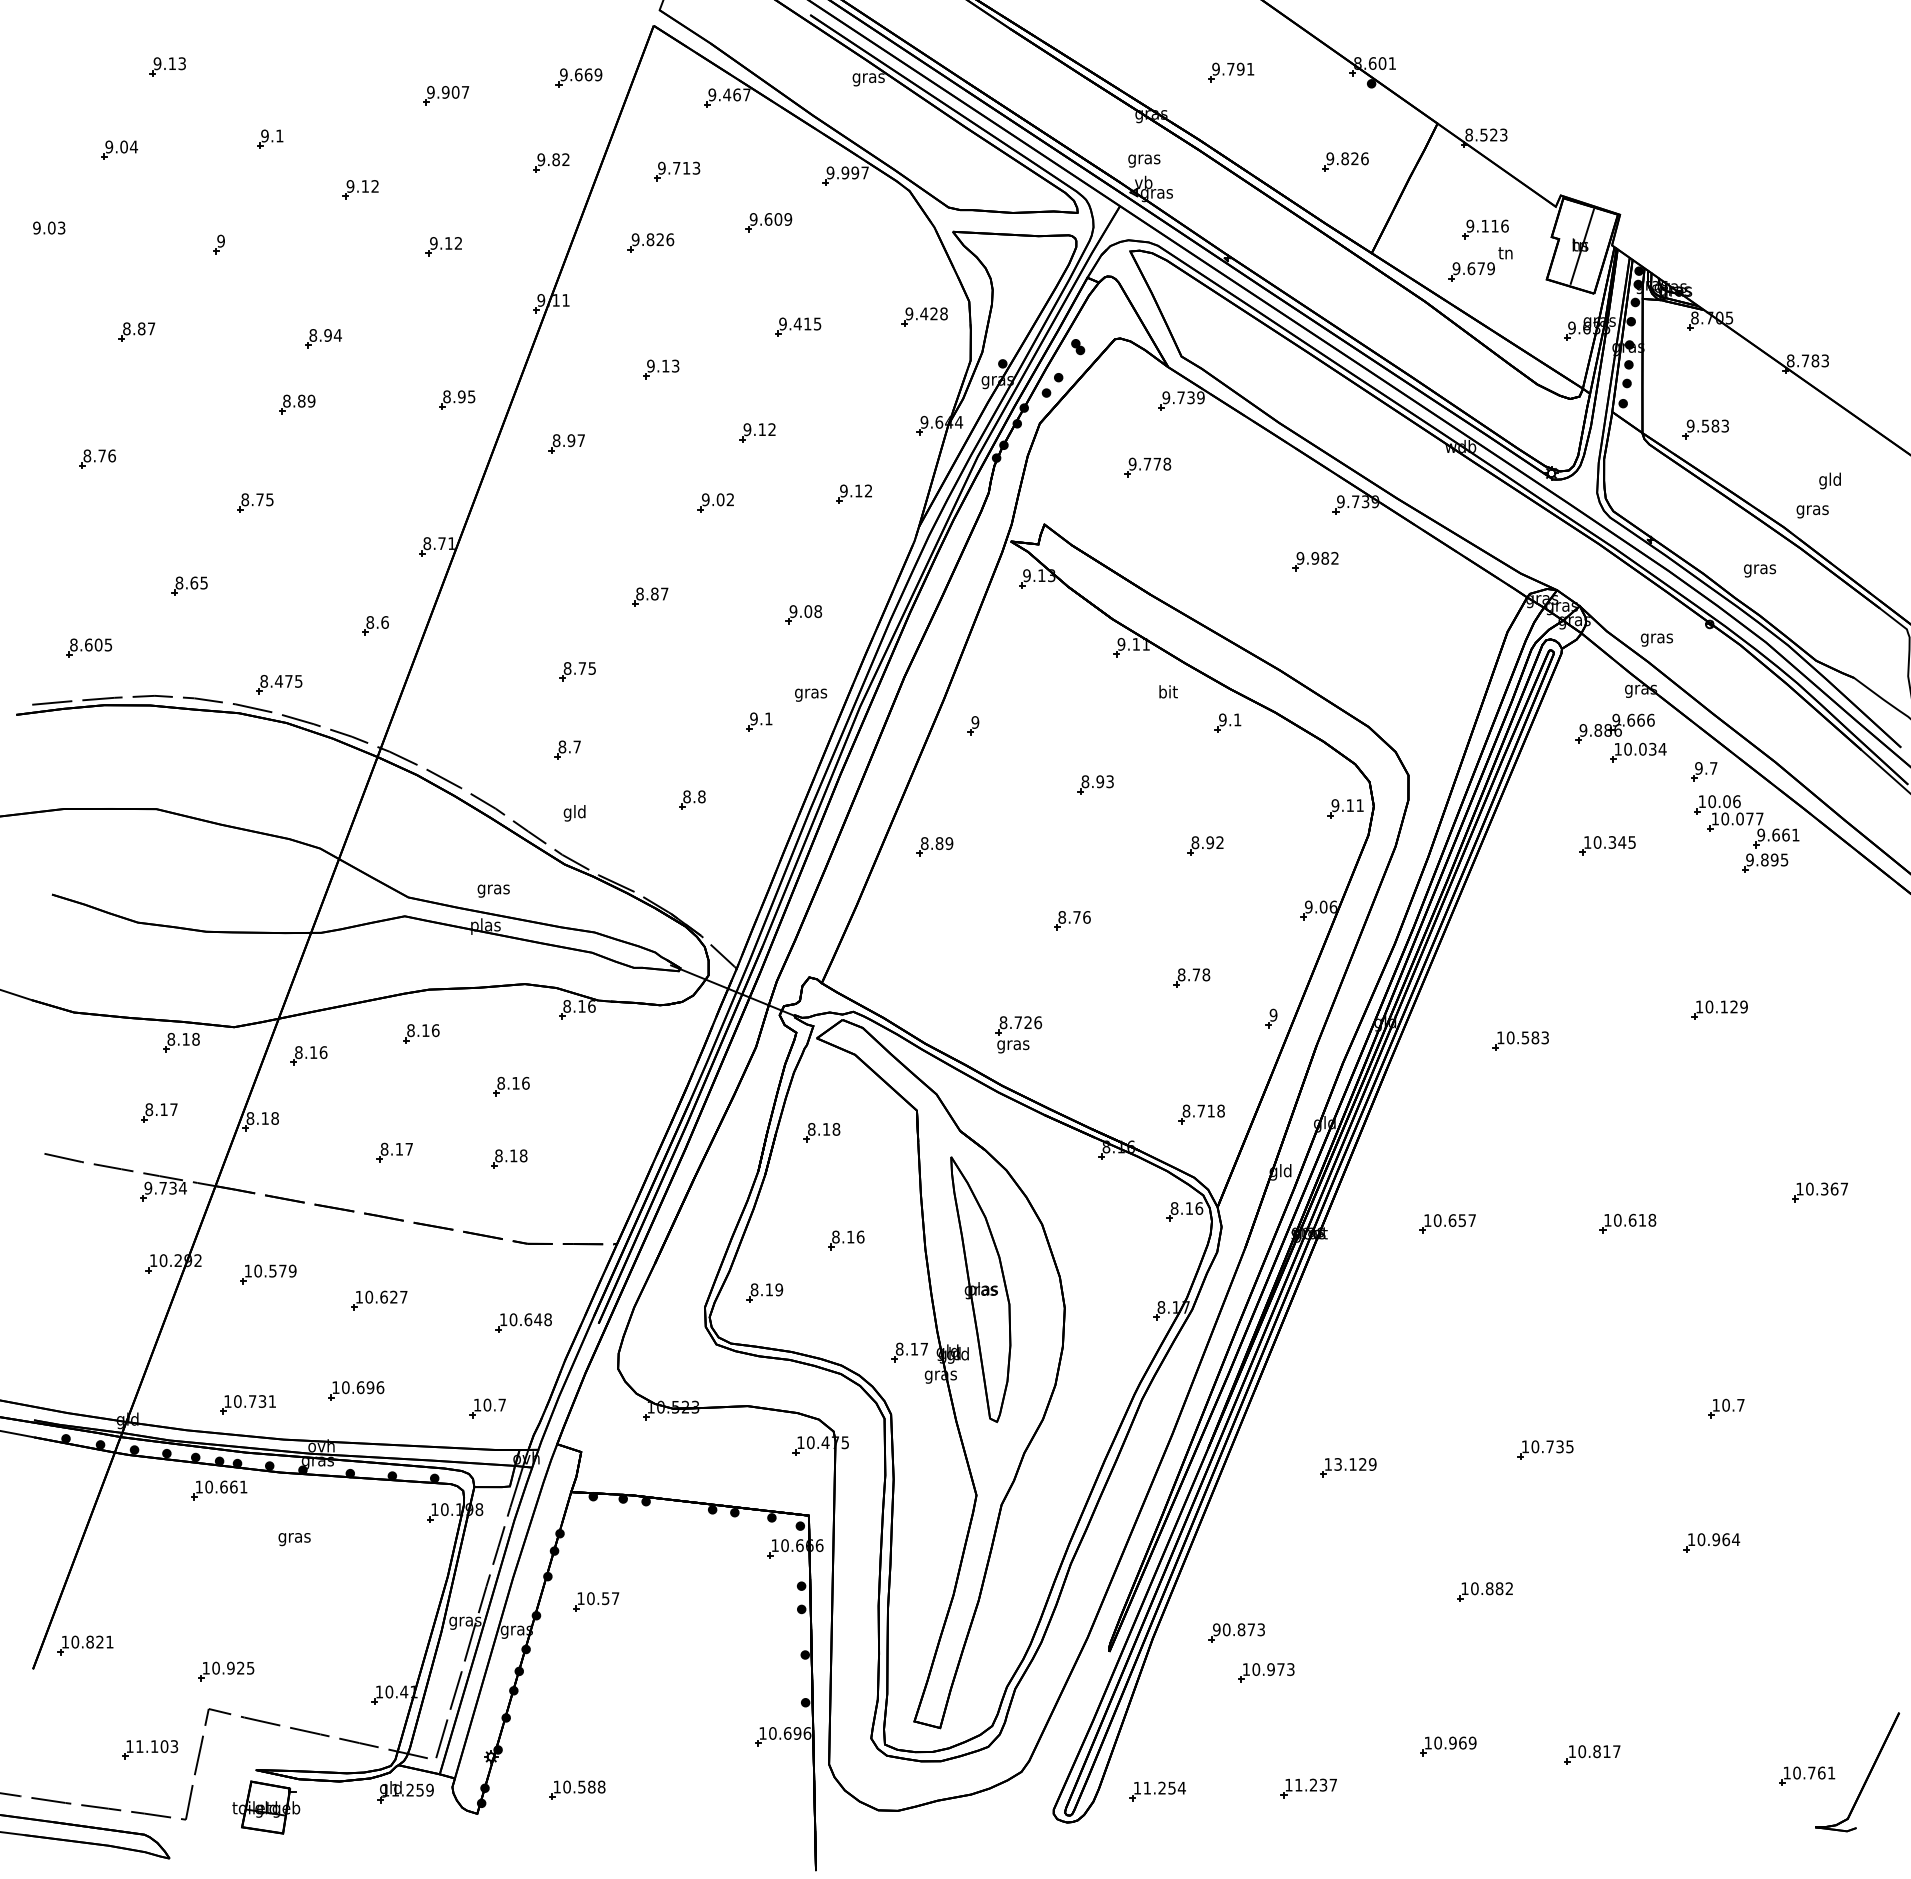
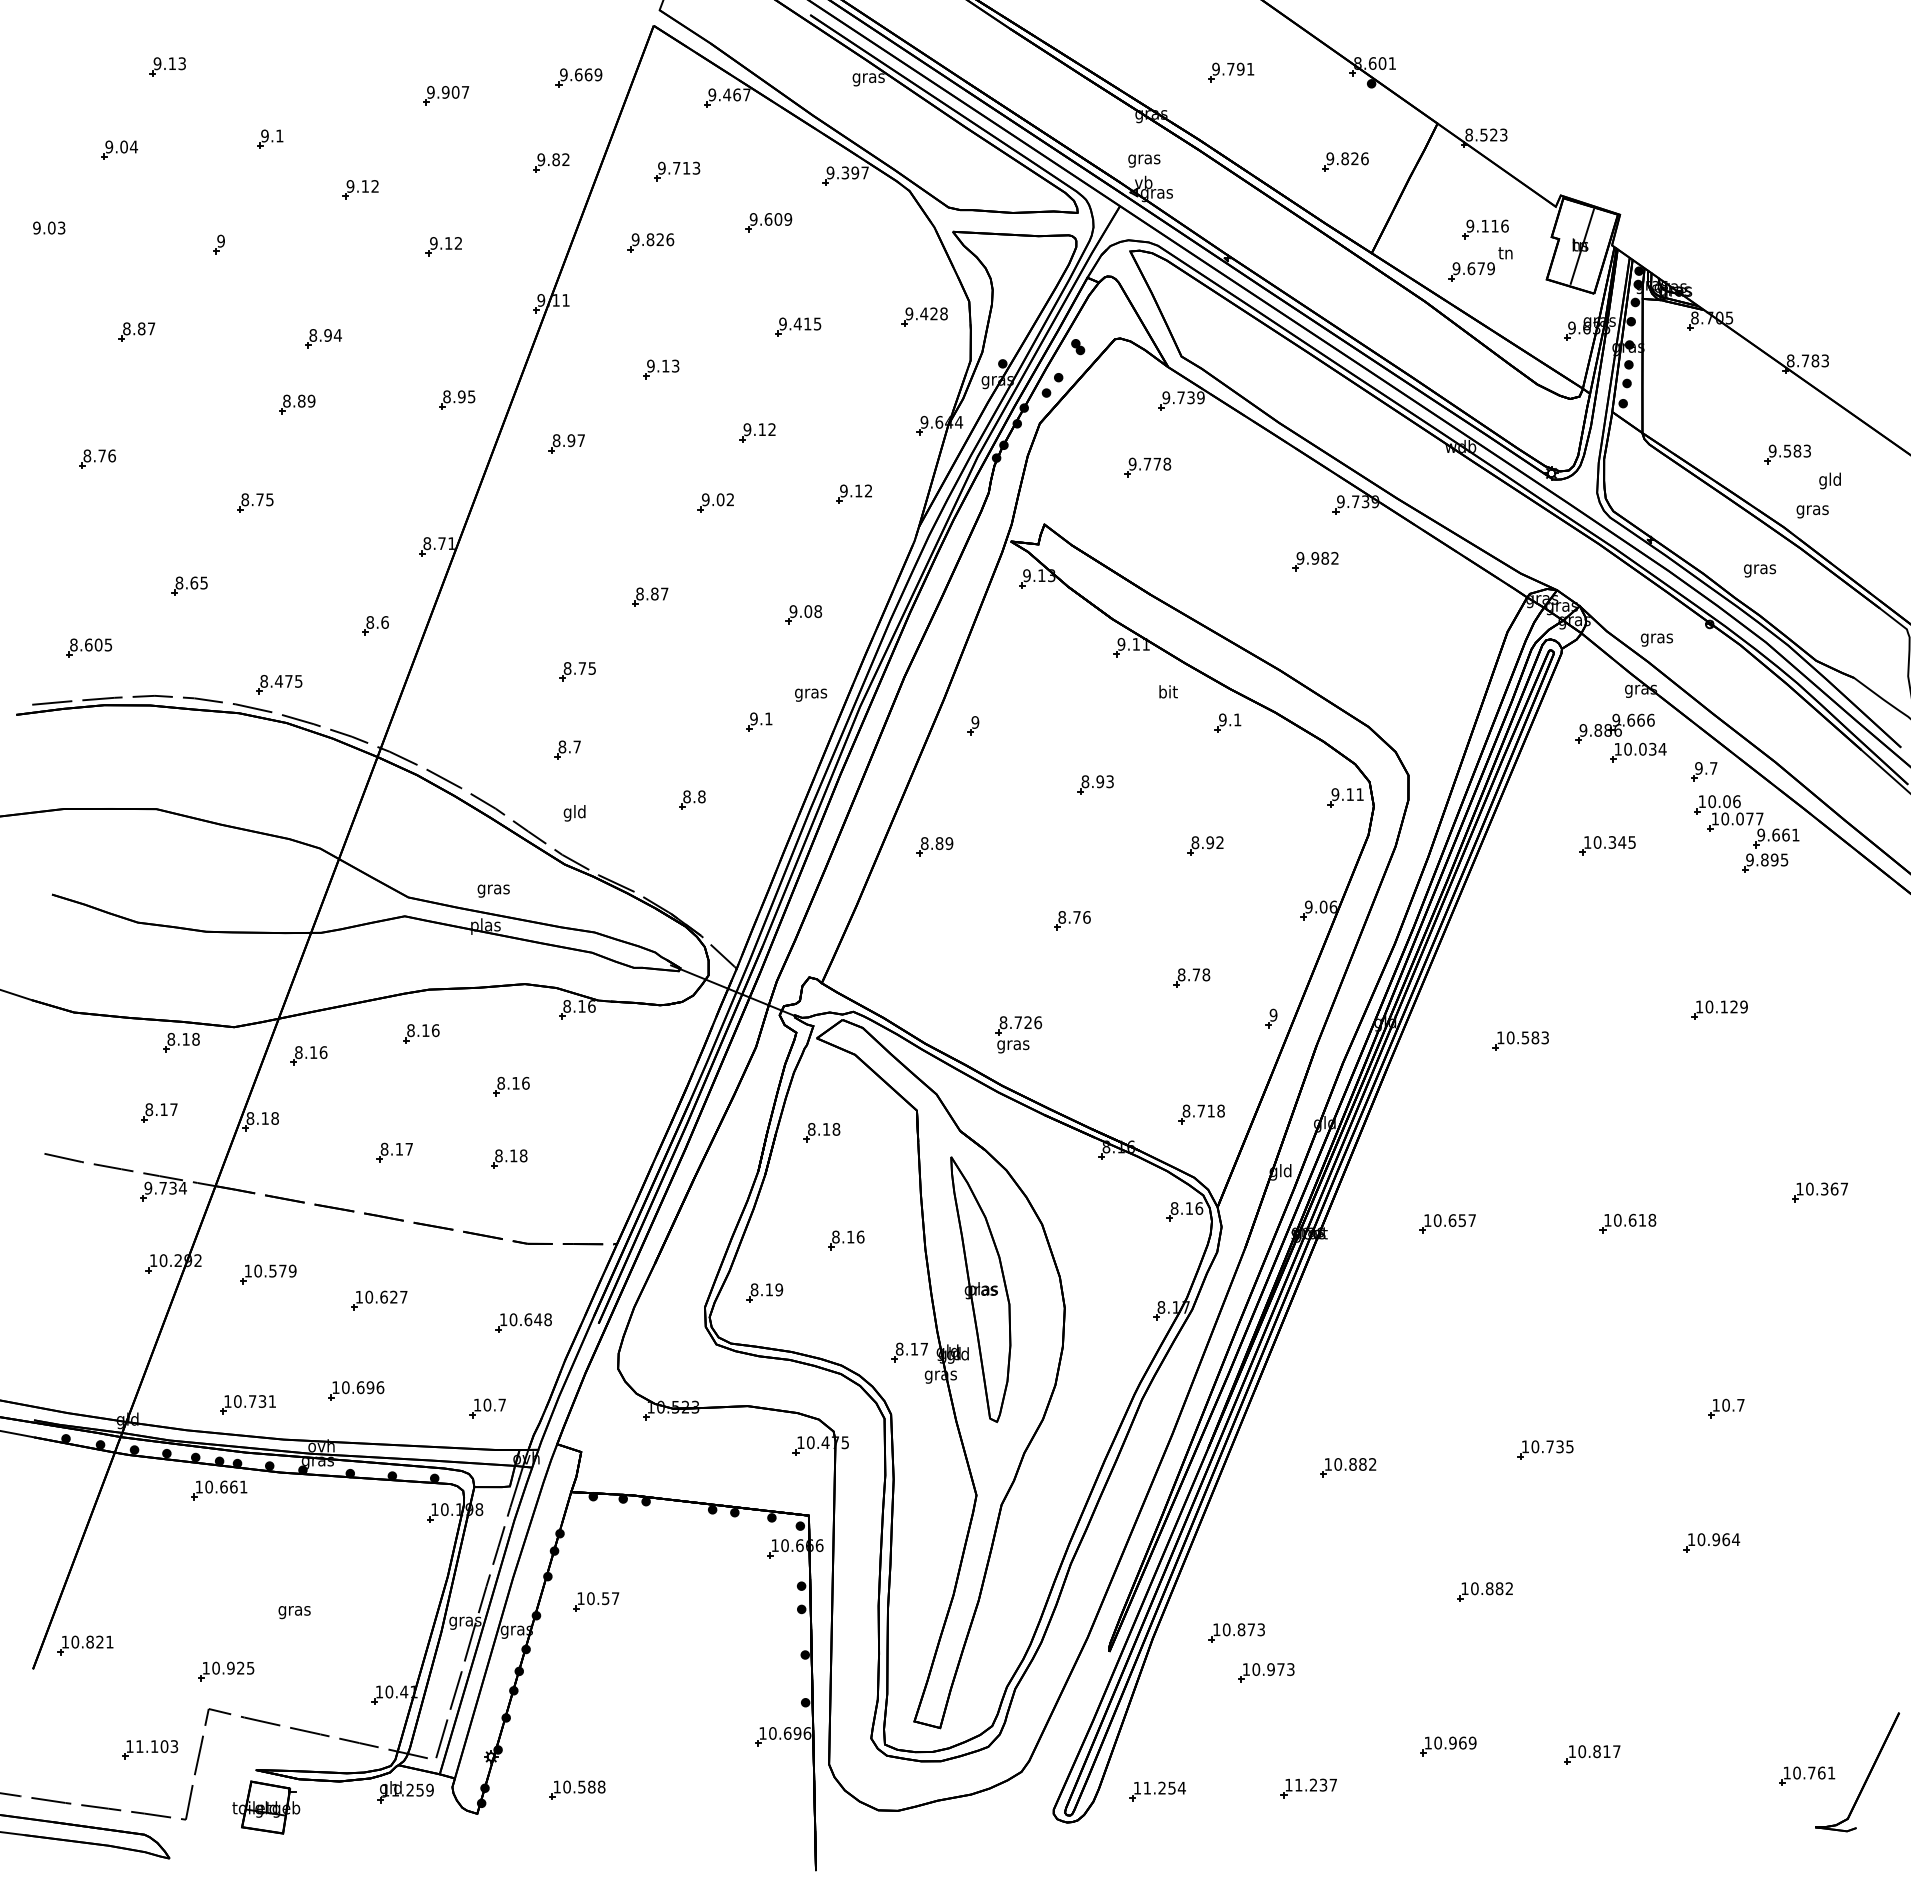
text: 9.997 -> 9.397 (845, 172)
part position: (1705, 429) -> (1787, 454) (1787, 454)
part position: (1345, 808) -> (1345, 797) (1345, 797)
text: 13.129 -> 10.882 (1355, 1464)
text position: (294, 1539) -> (294, 1612) (294, 1612)
text: 90.873 -> 10.873 (1216, 1629)
